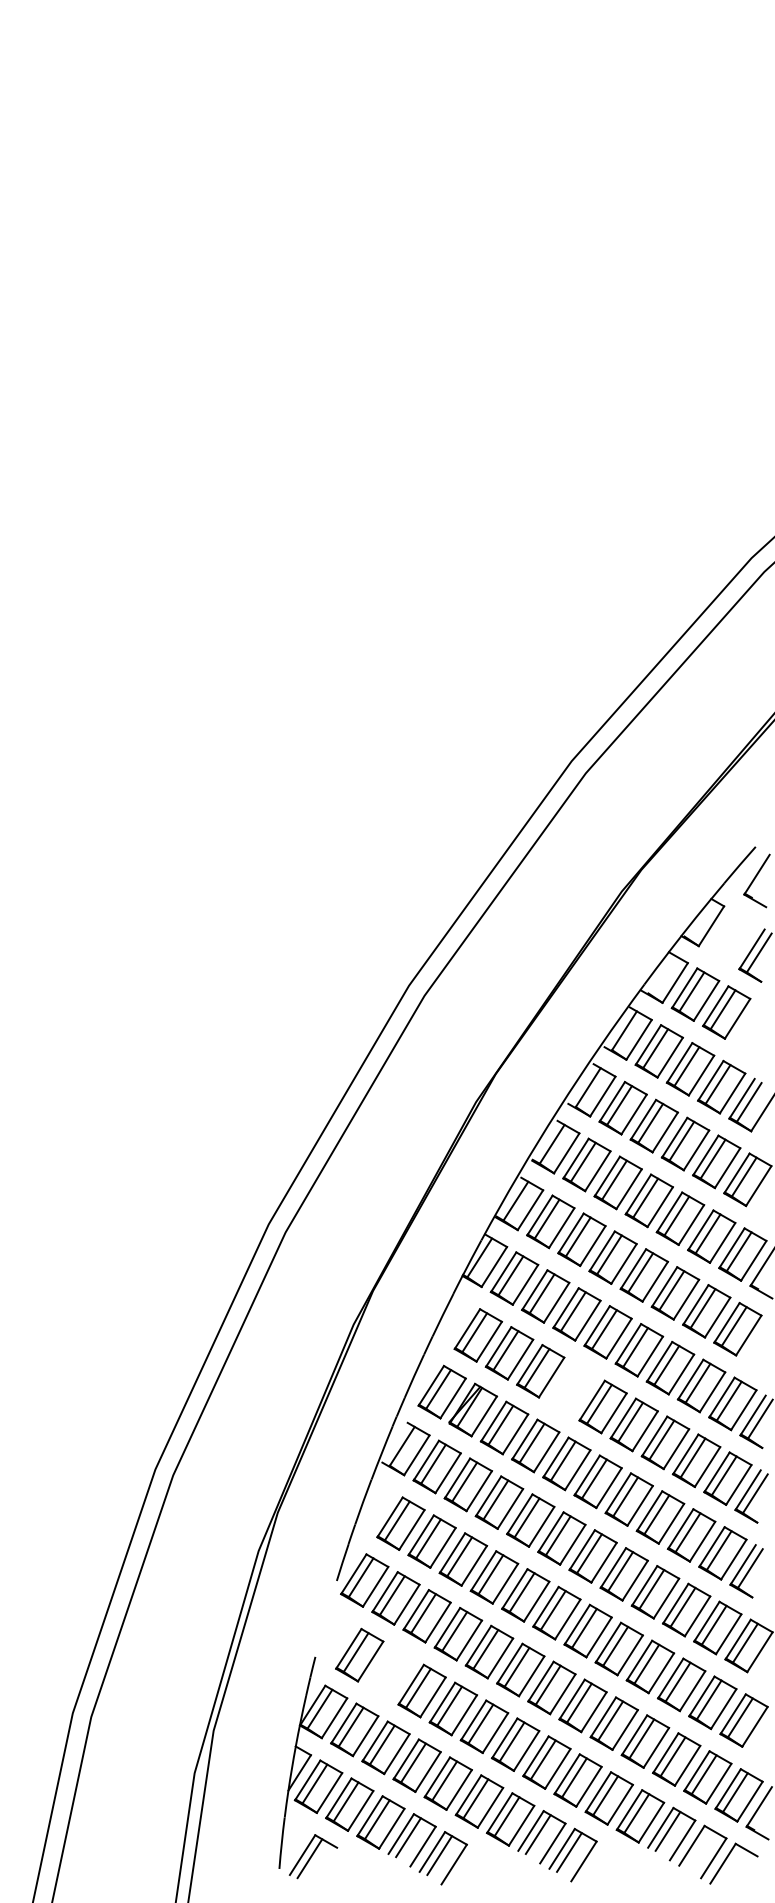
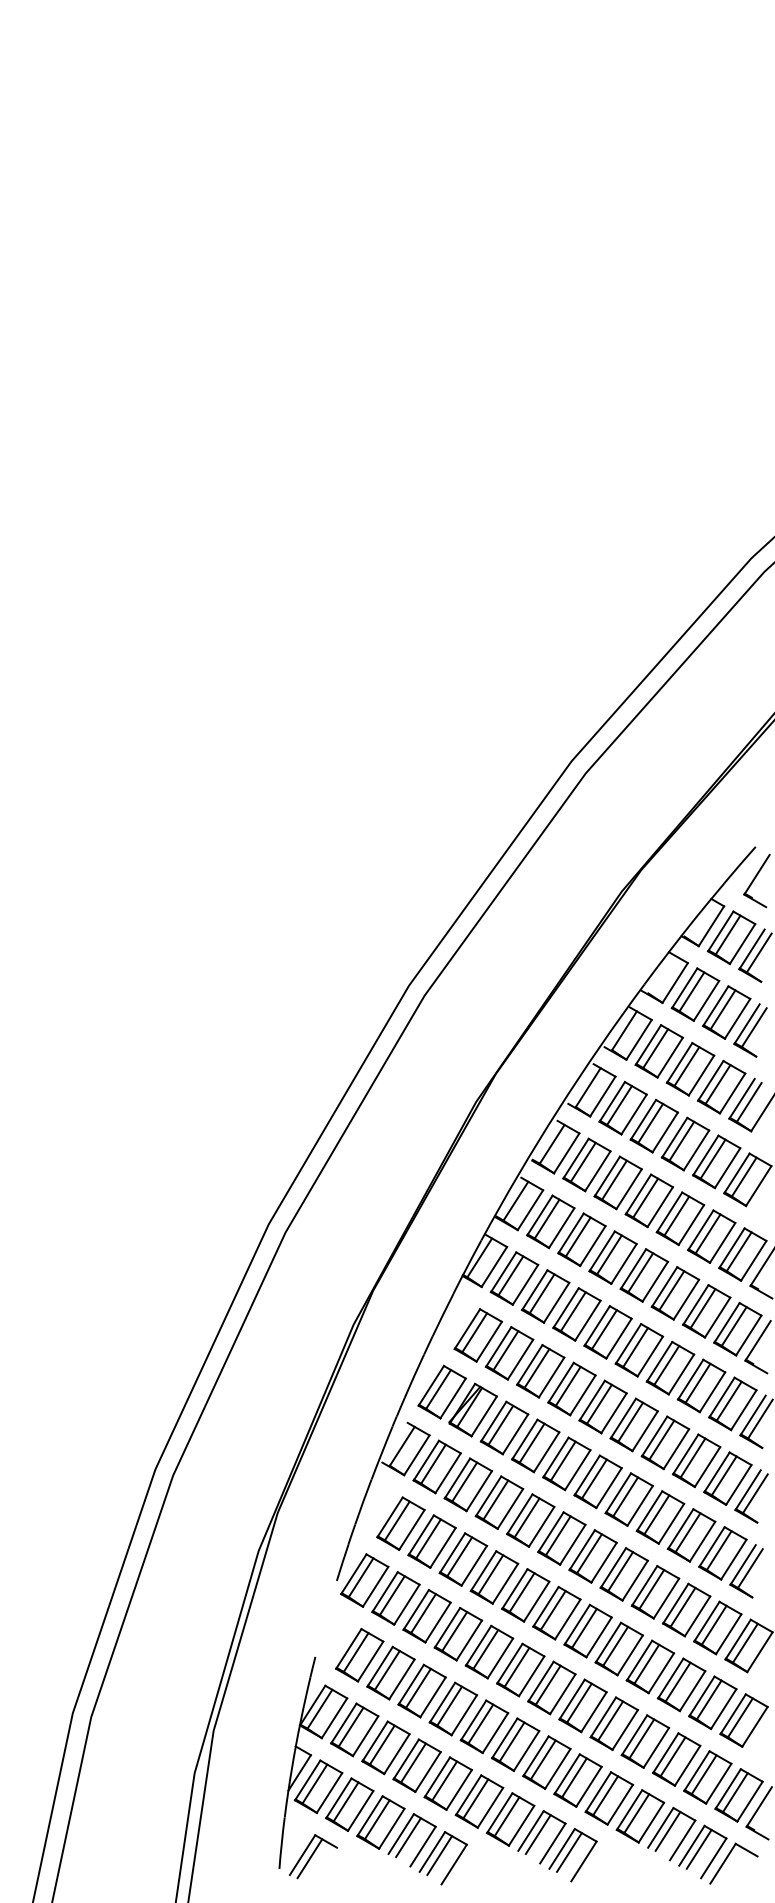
part: none -> present (731, 937)
part: none -> present (750, 1030)
part: none -> present (757, 1347)
part: none -> present (571, 1388)
part: none -> present (390, 1672)
line: none -> present (698, 1848)
